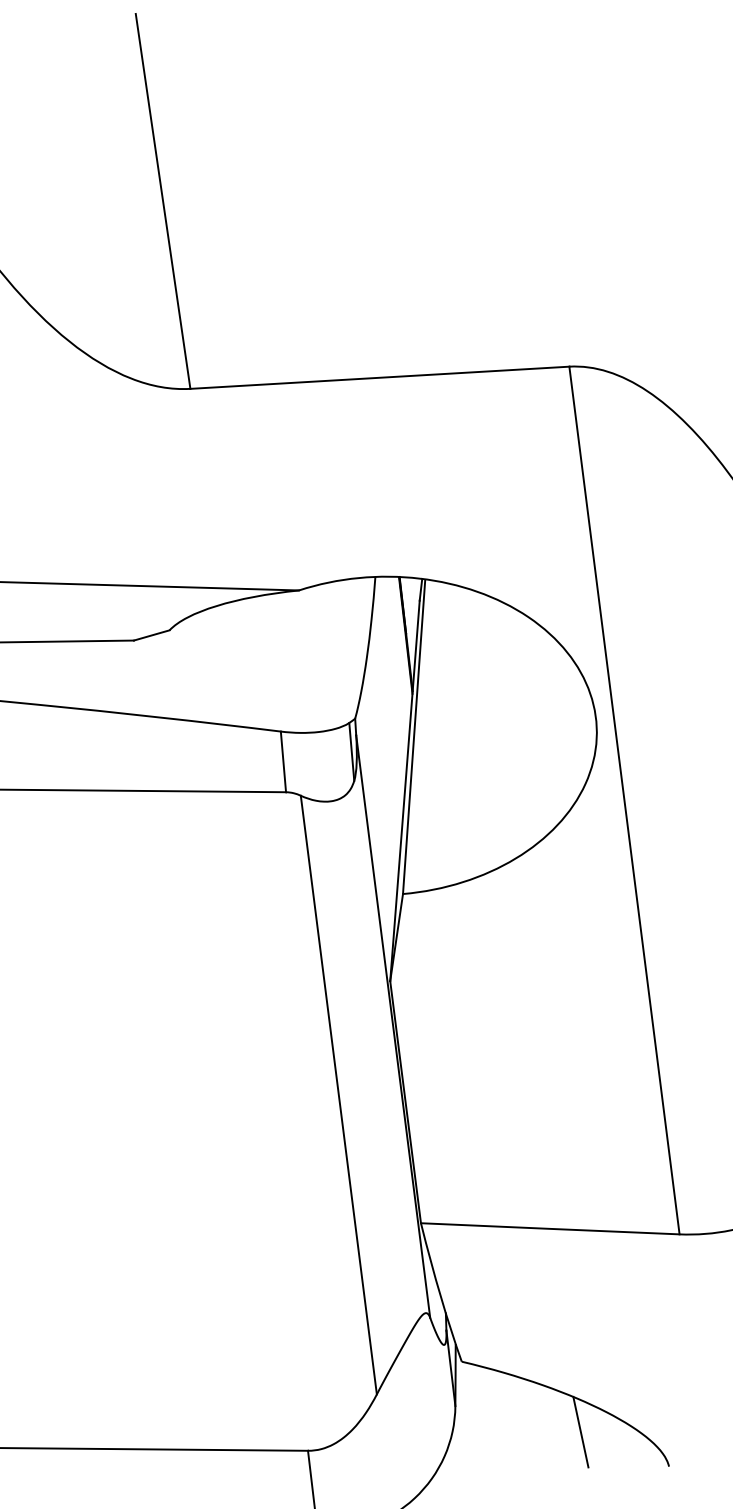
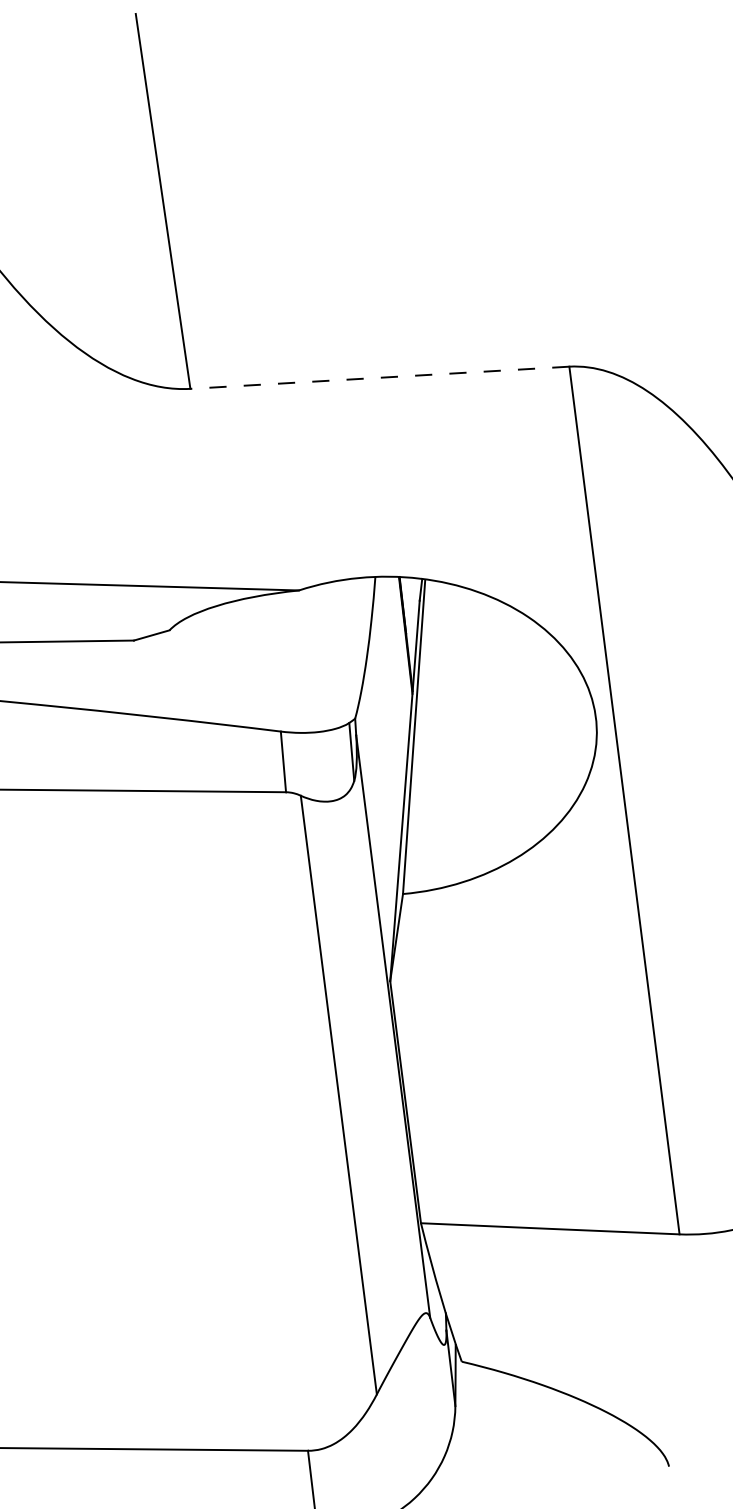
line: solid -> dashed (379, 377)
line: present -> none (580, 1431)
